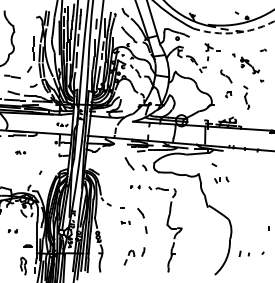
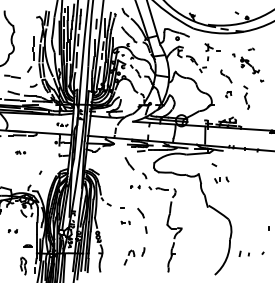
arc: dashed -> solid (235, 32)
part position: (262, 49) -> (250, 48) (250, 48)
arc position: (144, 167) -> (144, 175) (144, 175)
